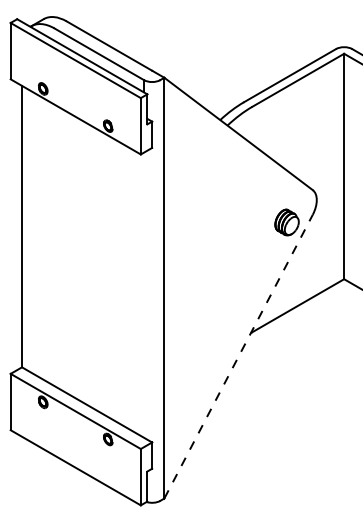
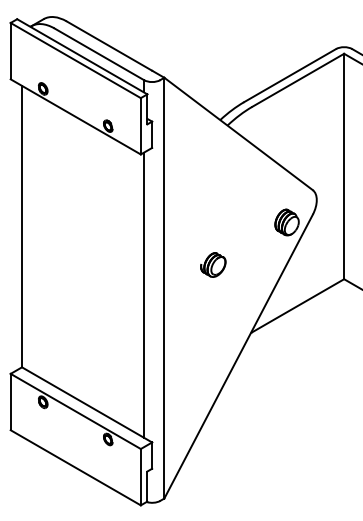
part: none -> present (213, 264)
line: none -> present (144, 294)
line: dashed -> solid (238, 356)
